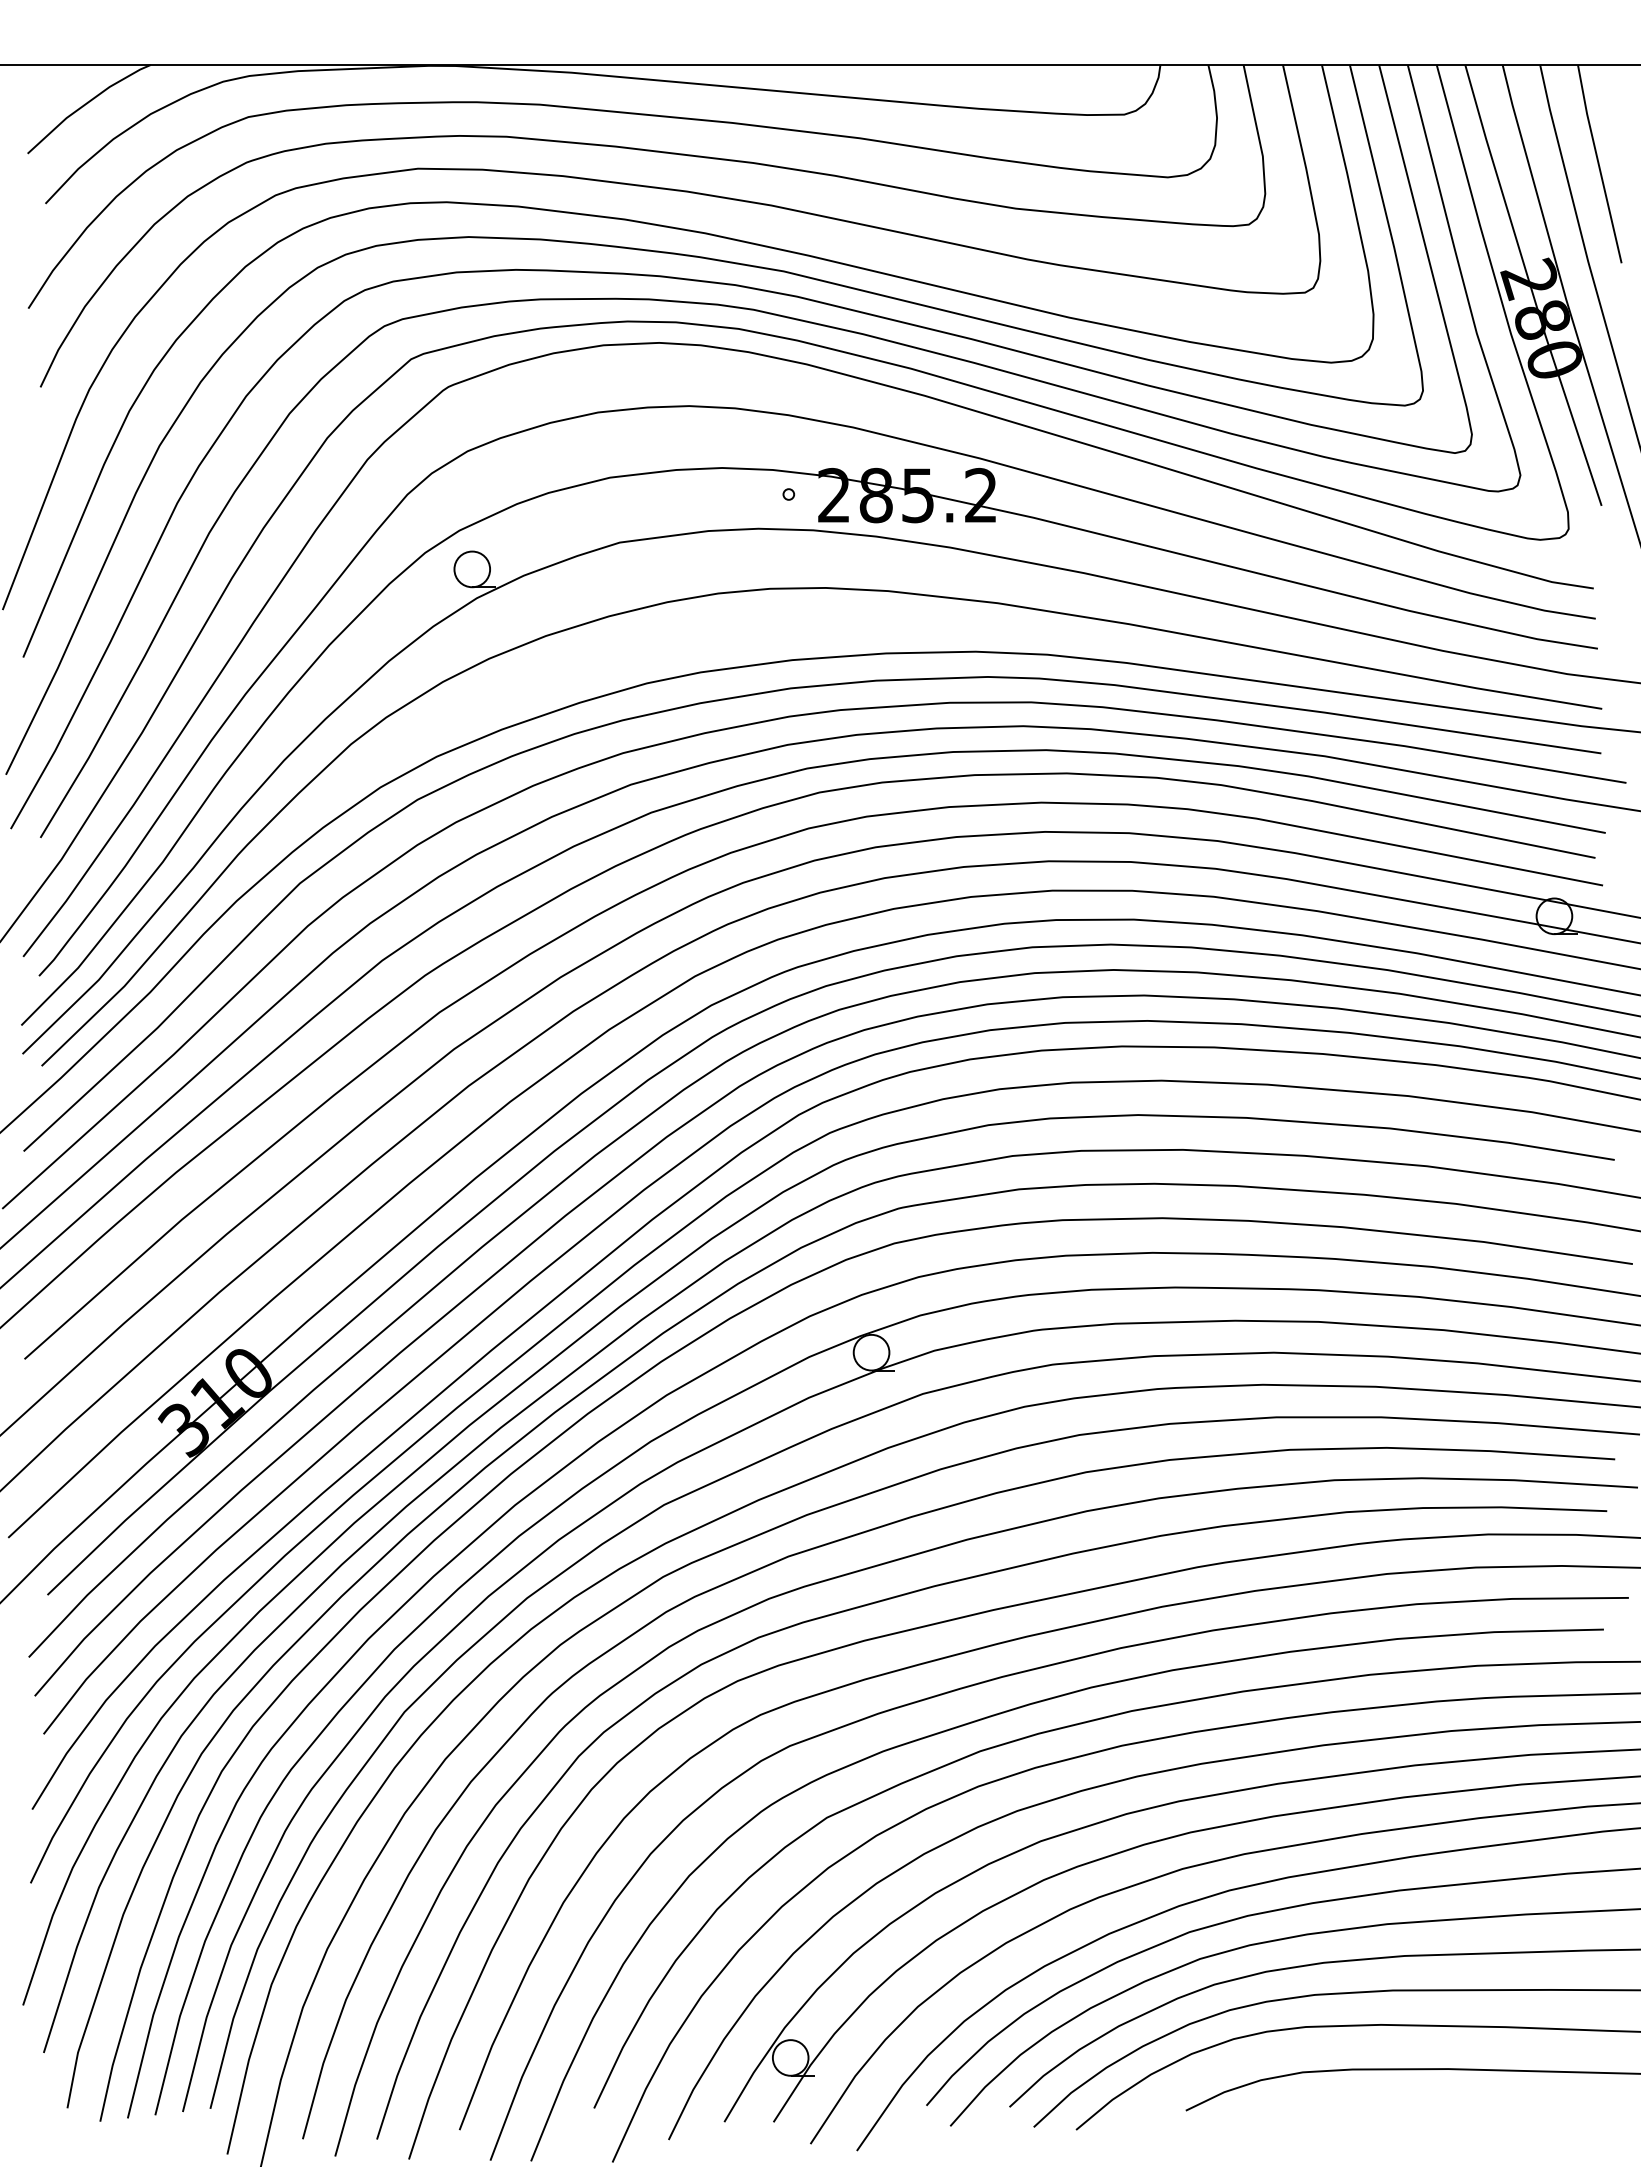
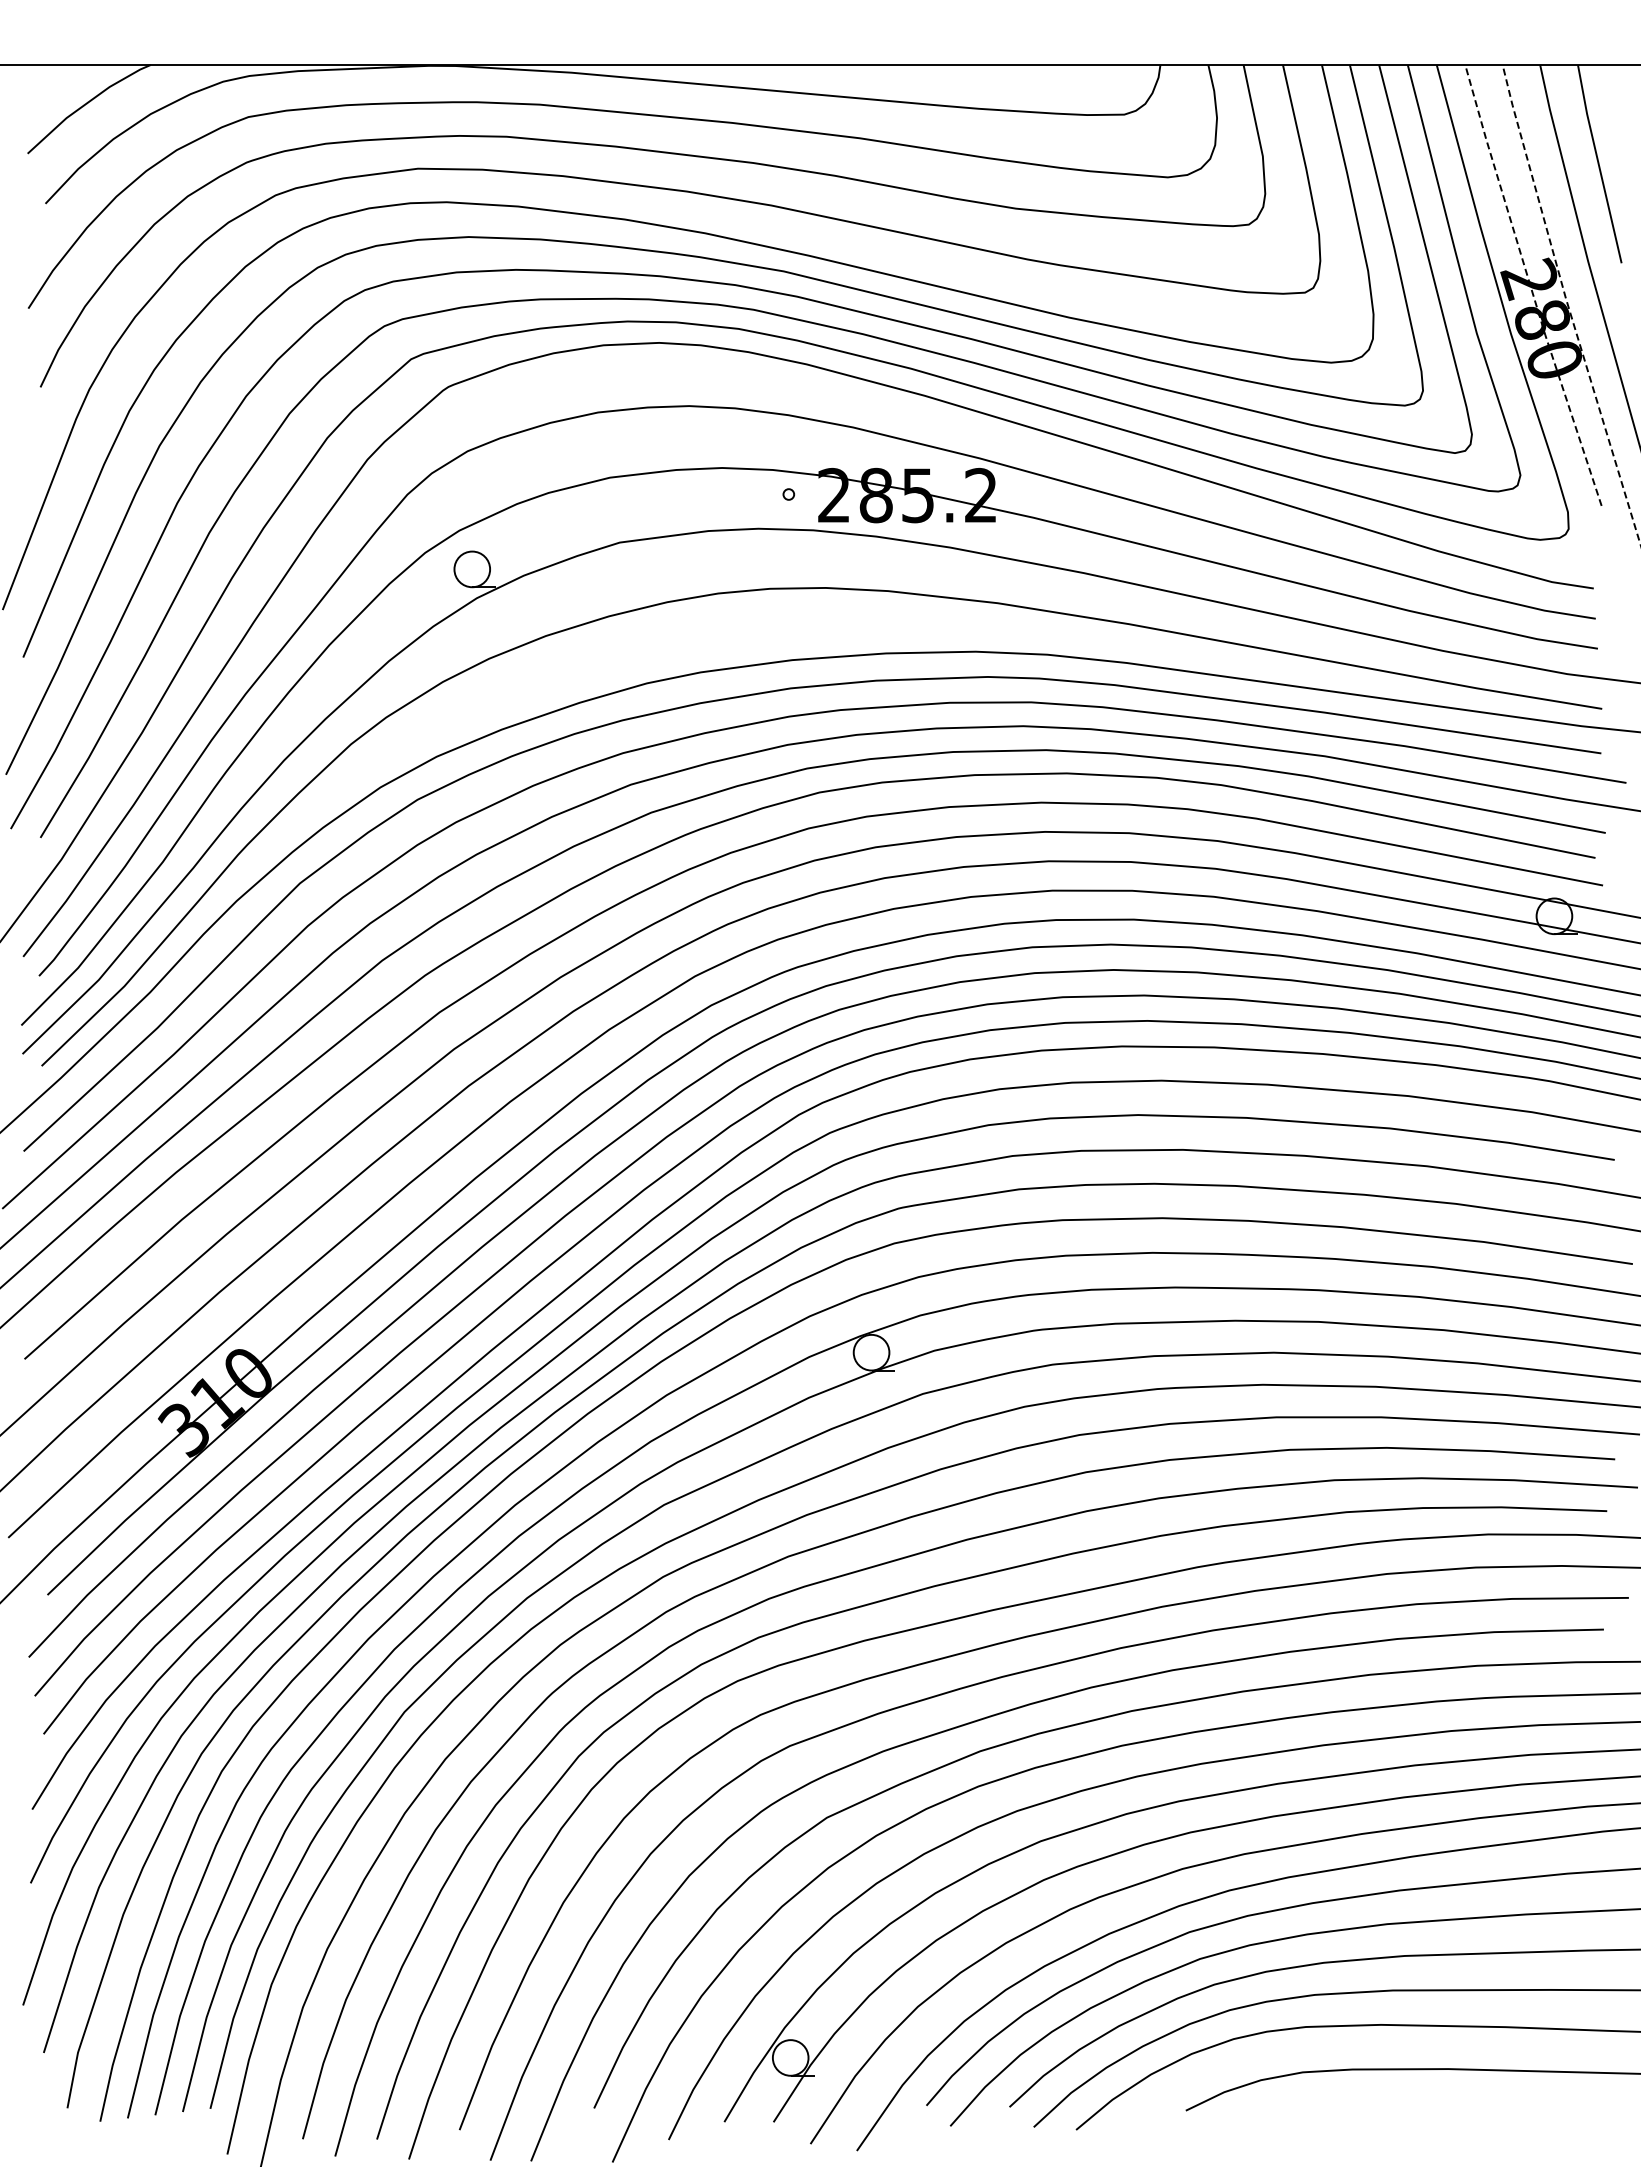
line: solid -> dashed (1530, 286)
line: solid -> dashed (1567, 304)
